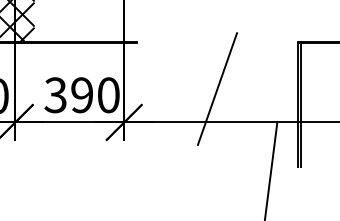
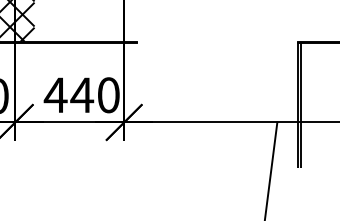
line: present -> none (217, 88)
text: 390 -> 440 (68, 95)
